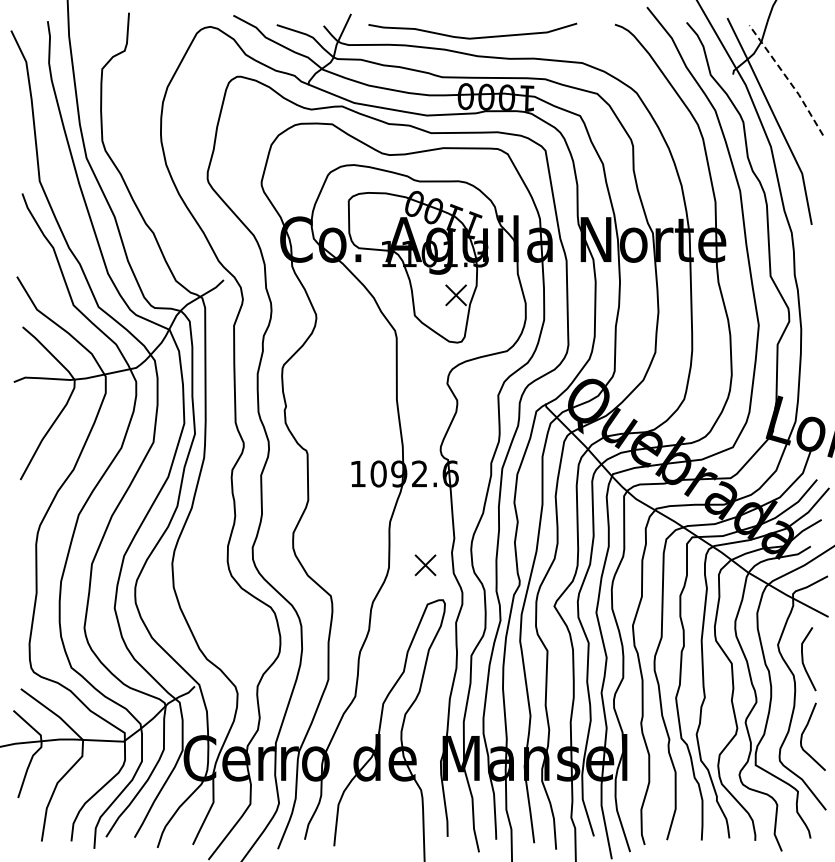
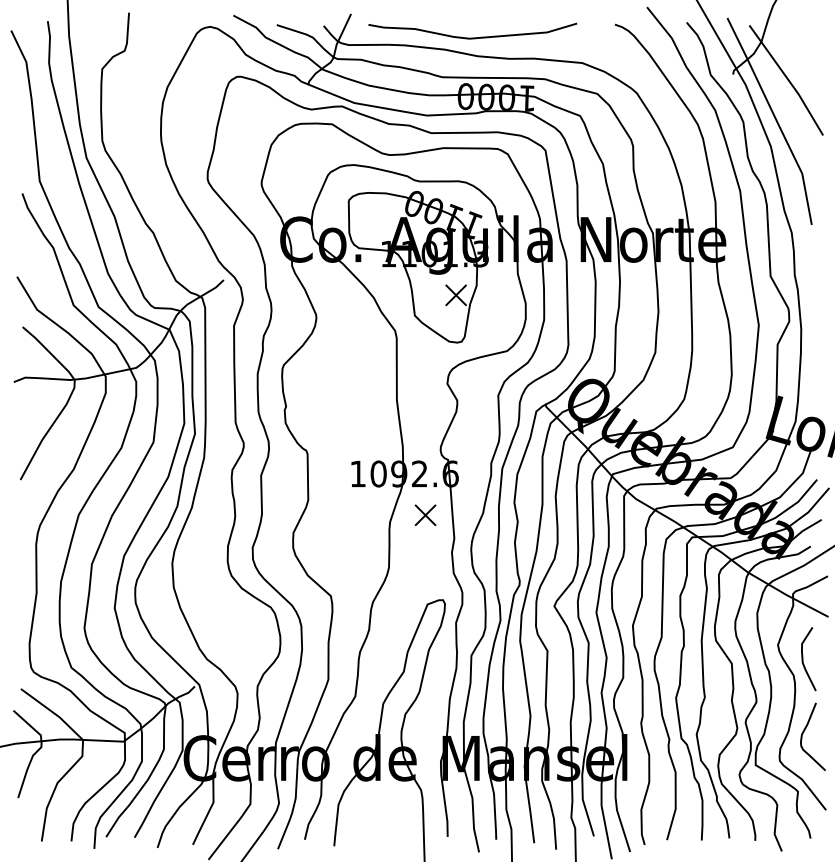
line: dashed -> solid (787, 79)
part position: (425, 565) -> (425, 515) (425, 515)
